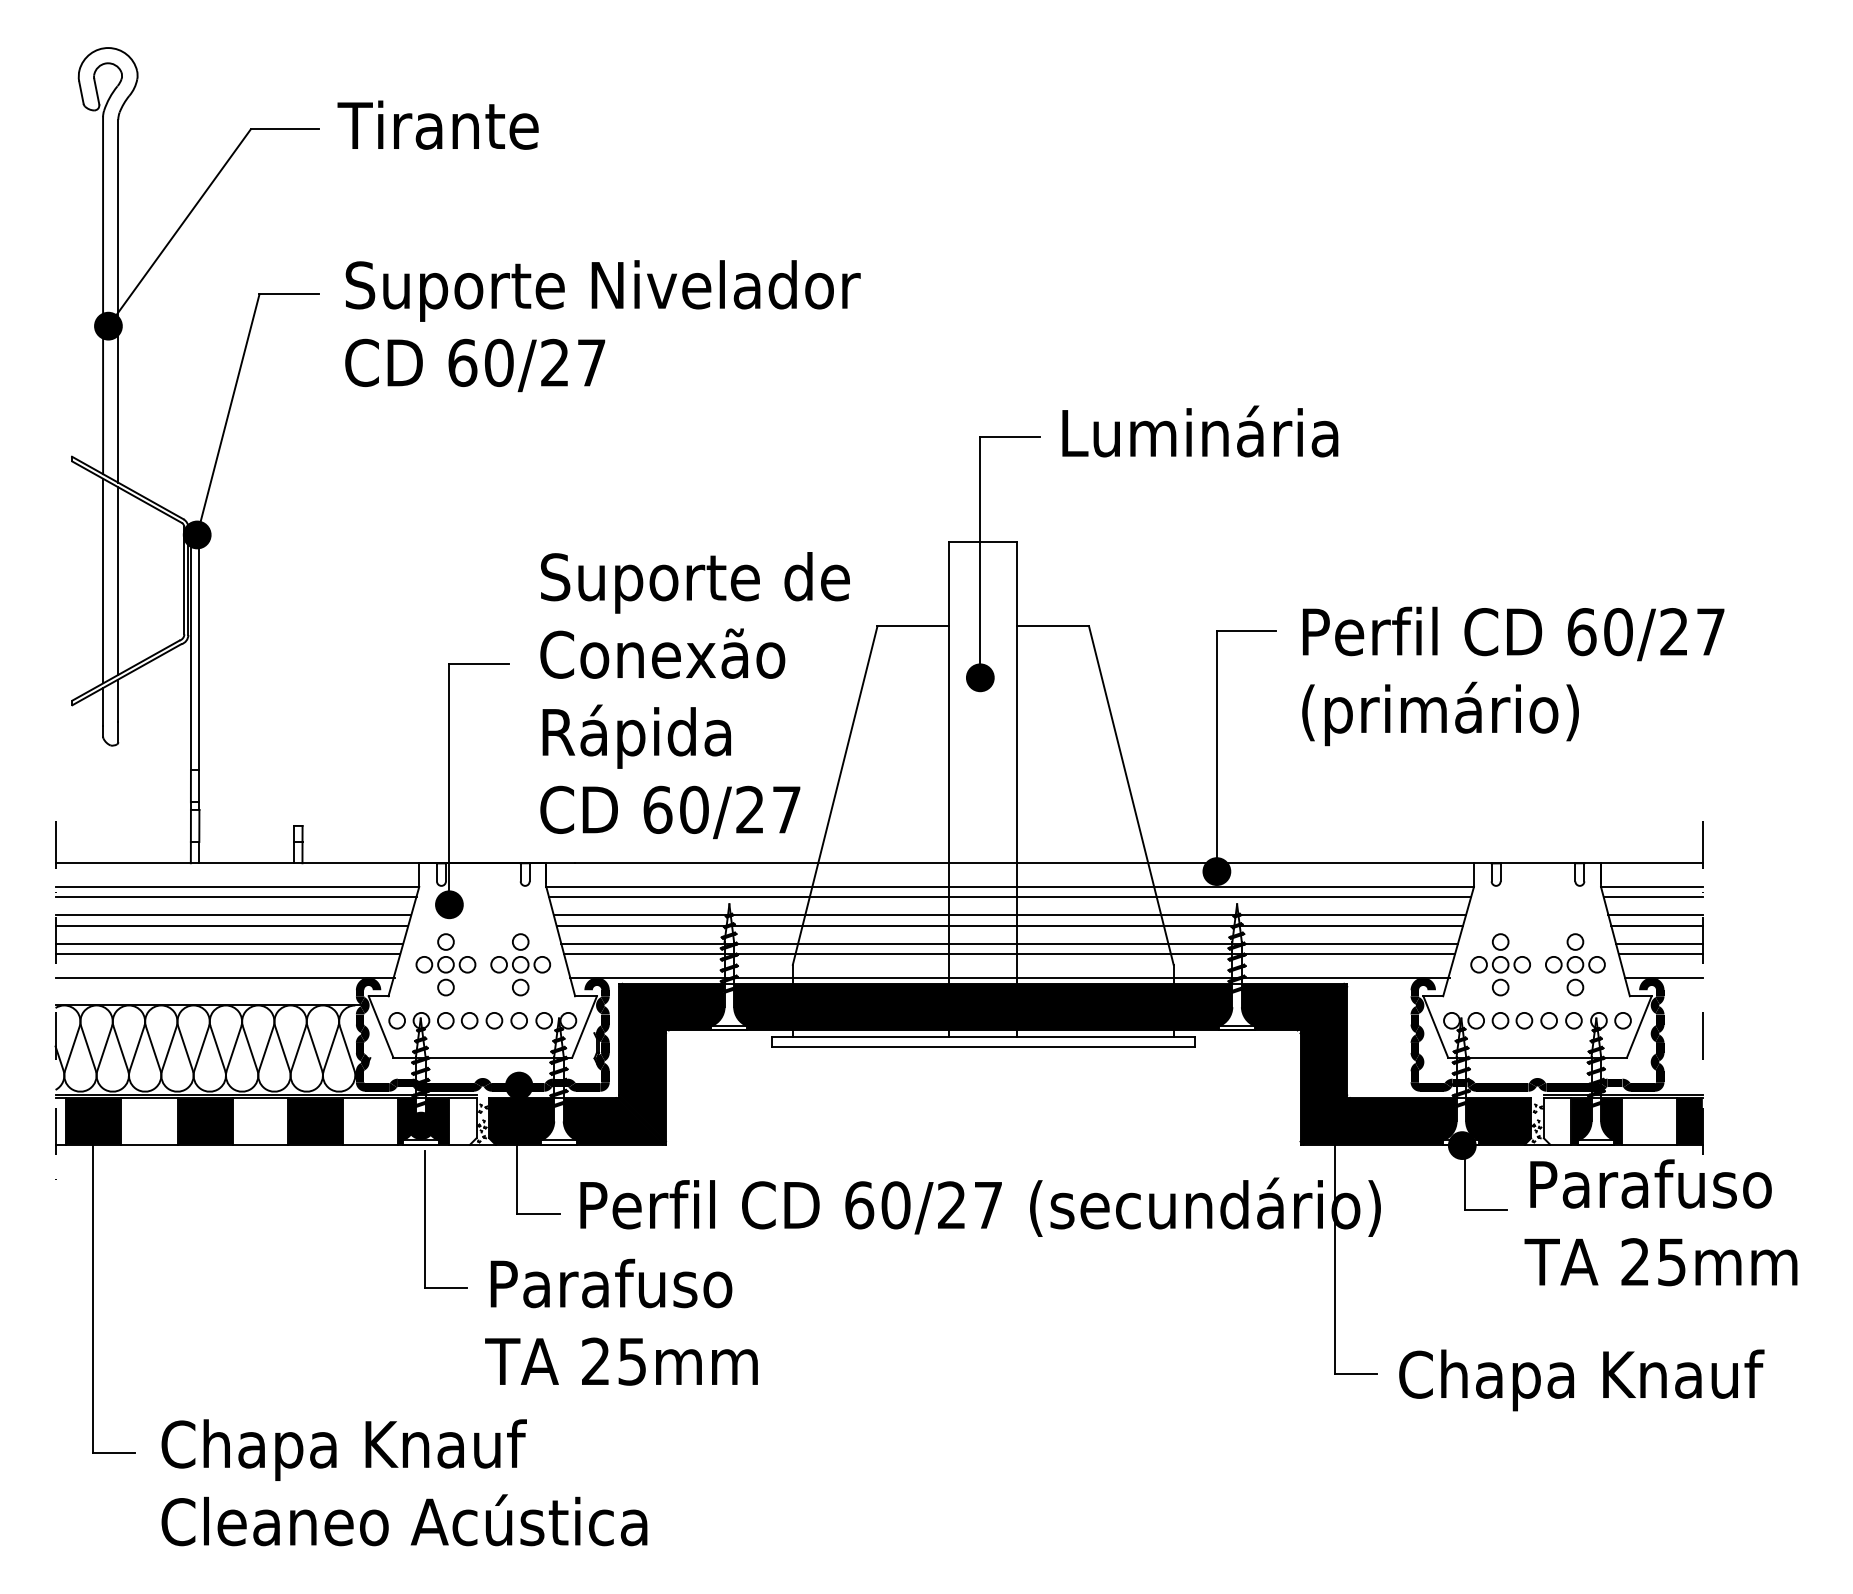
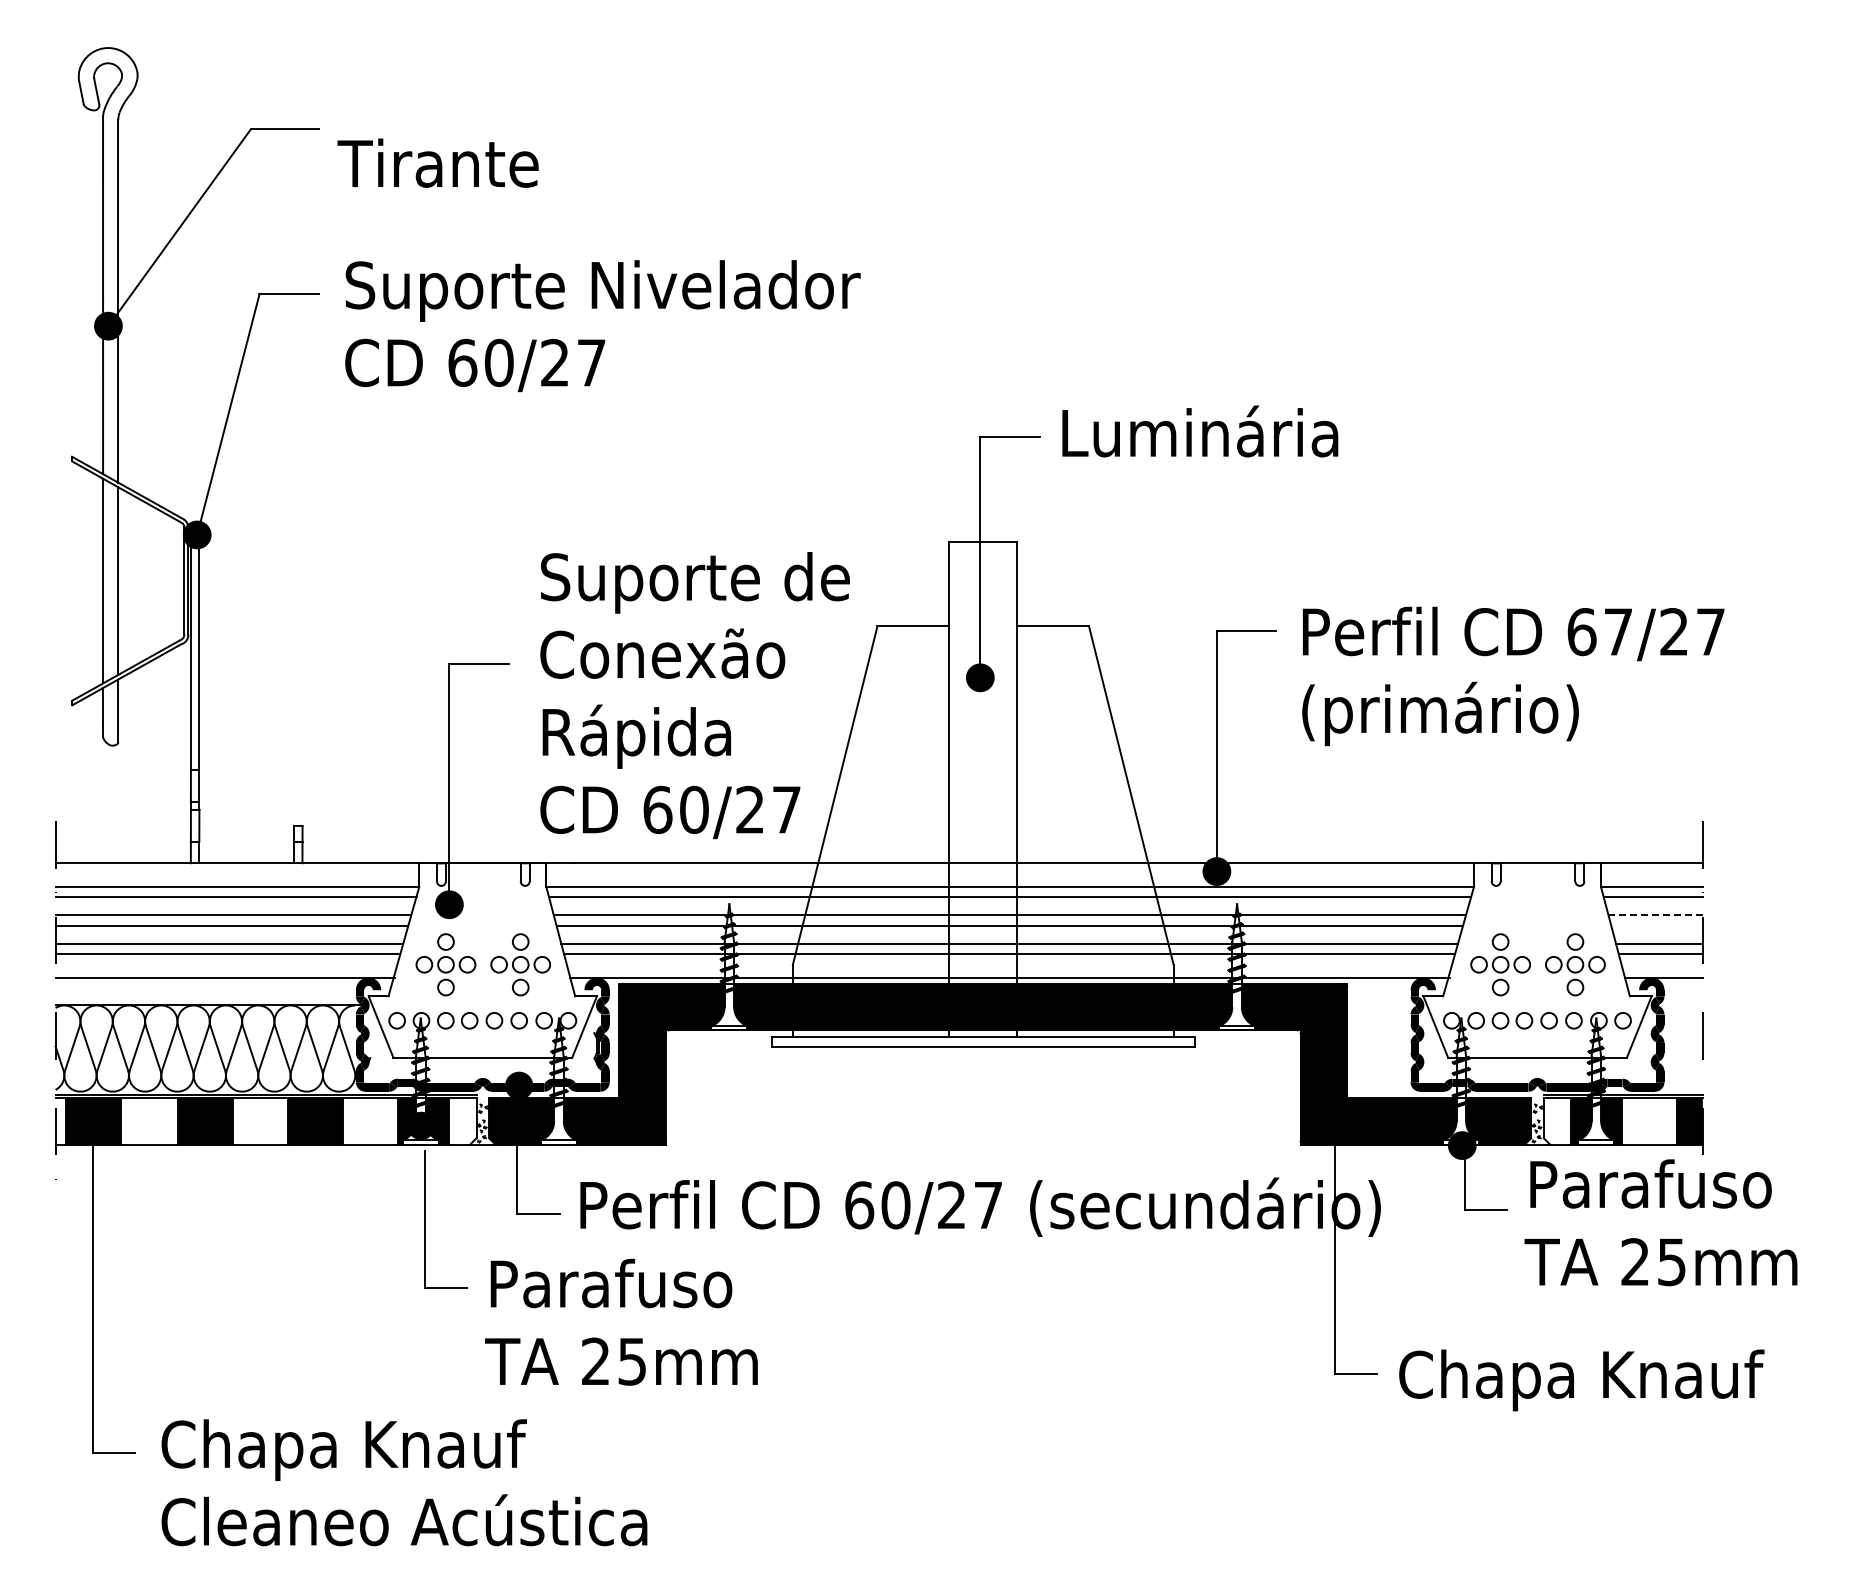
text position: (437, 124) -> (437, 162) (437, 162)
text: 60/27 -> 67/27 (1618, 632)
line: solid -> dashed (1656, 915)
line: present -> none (1656, 925)
